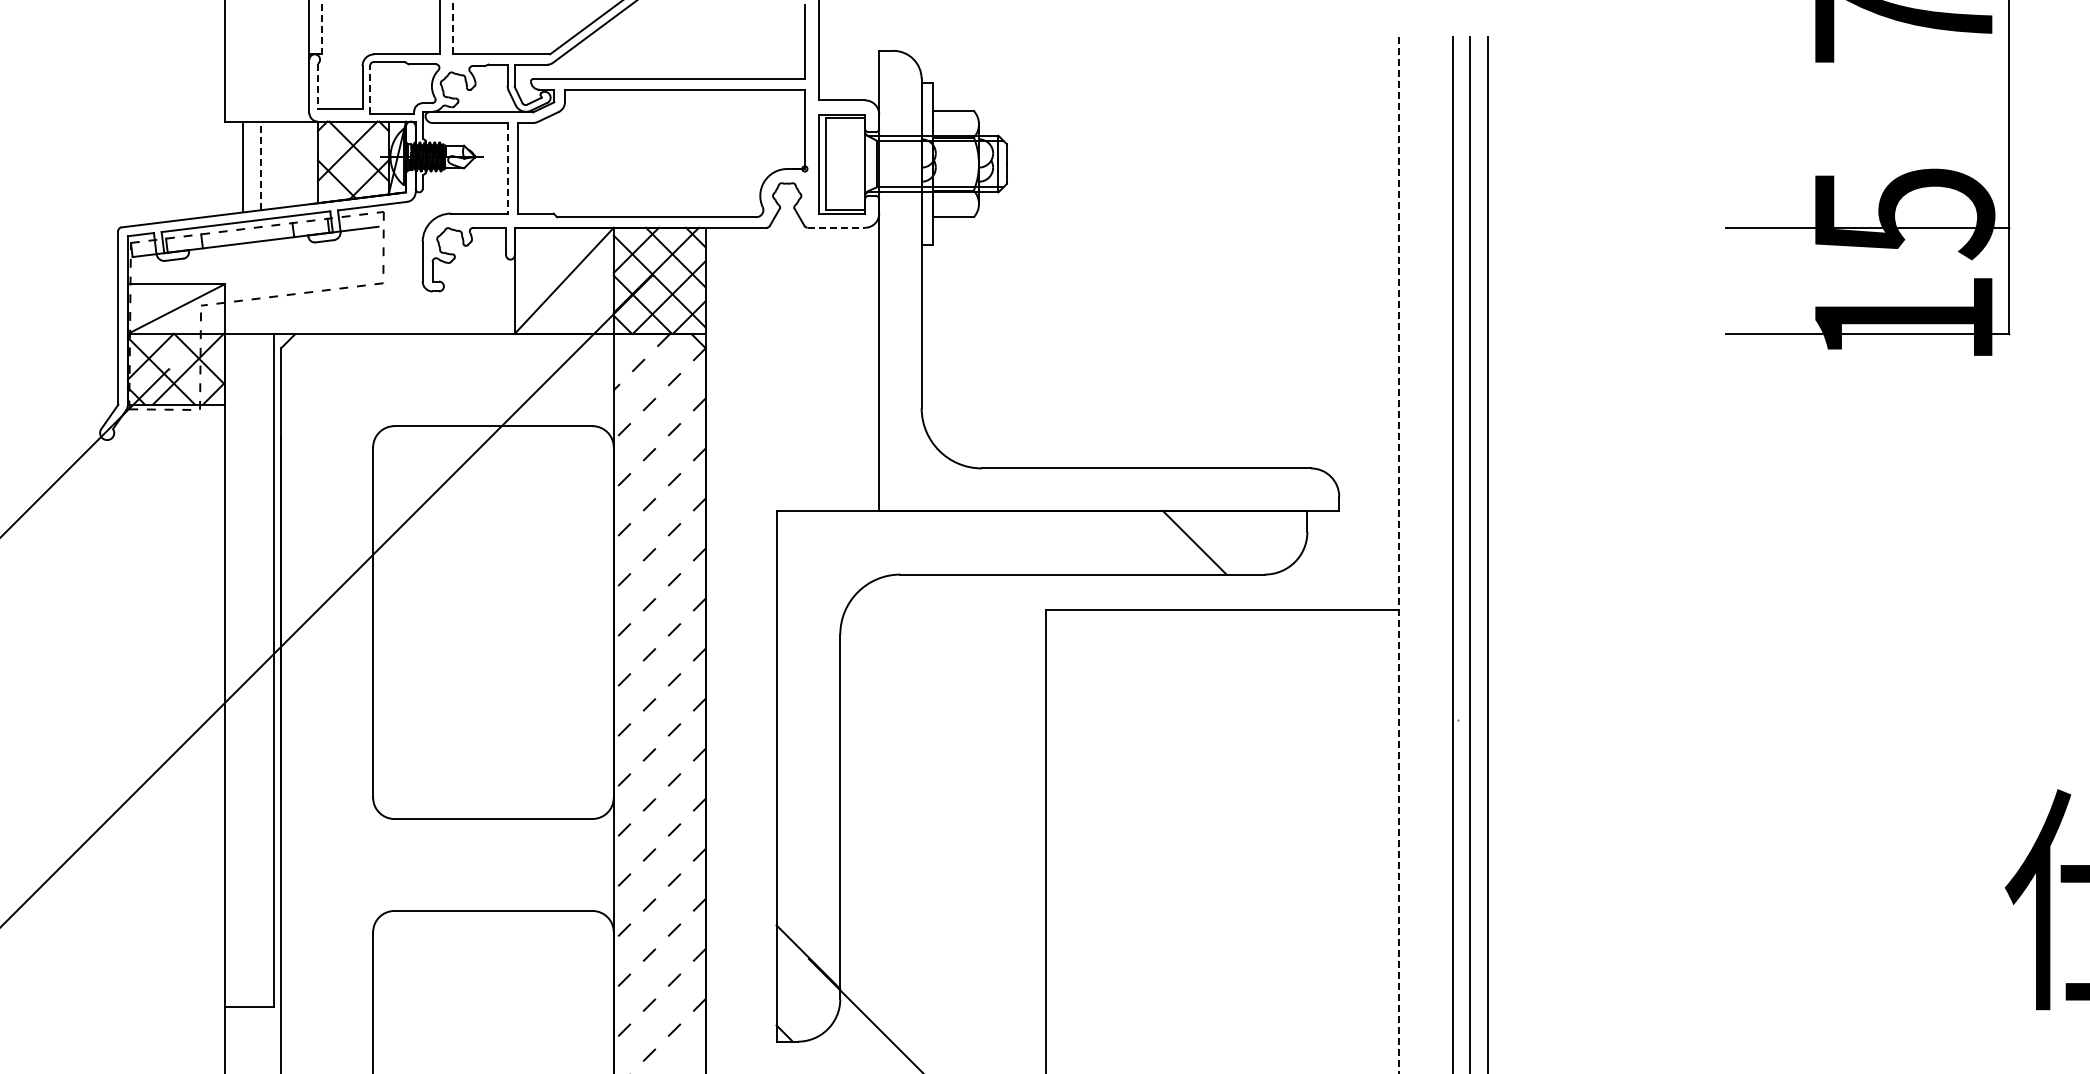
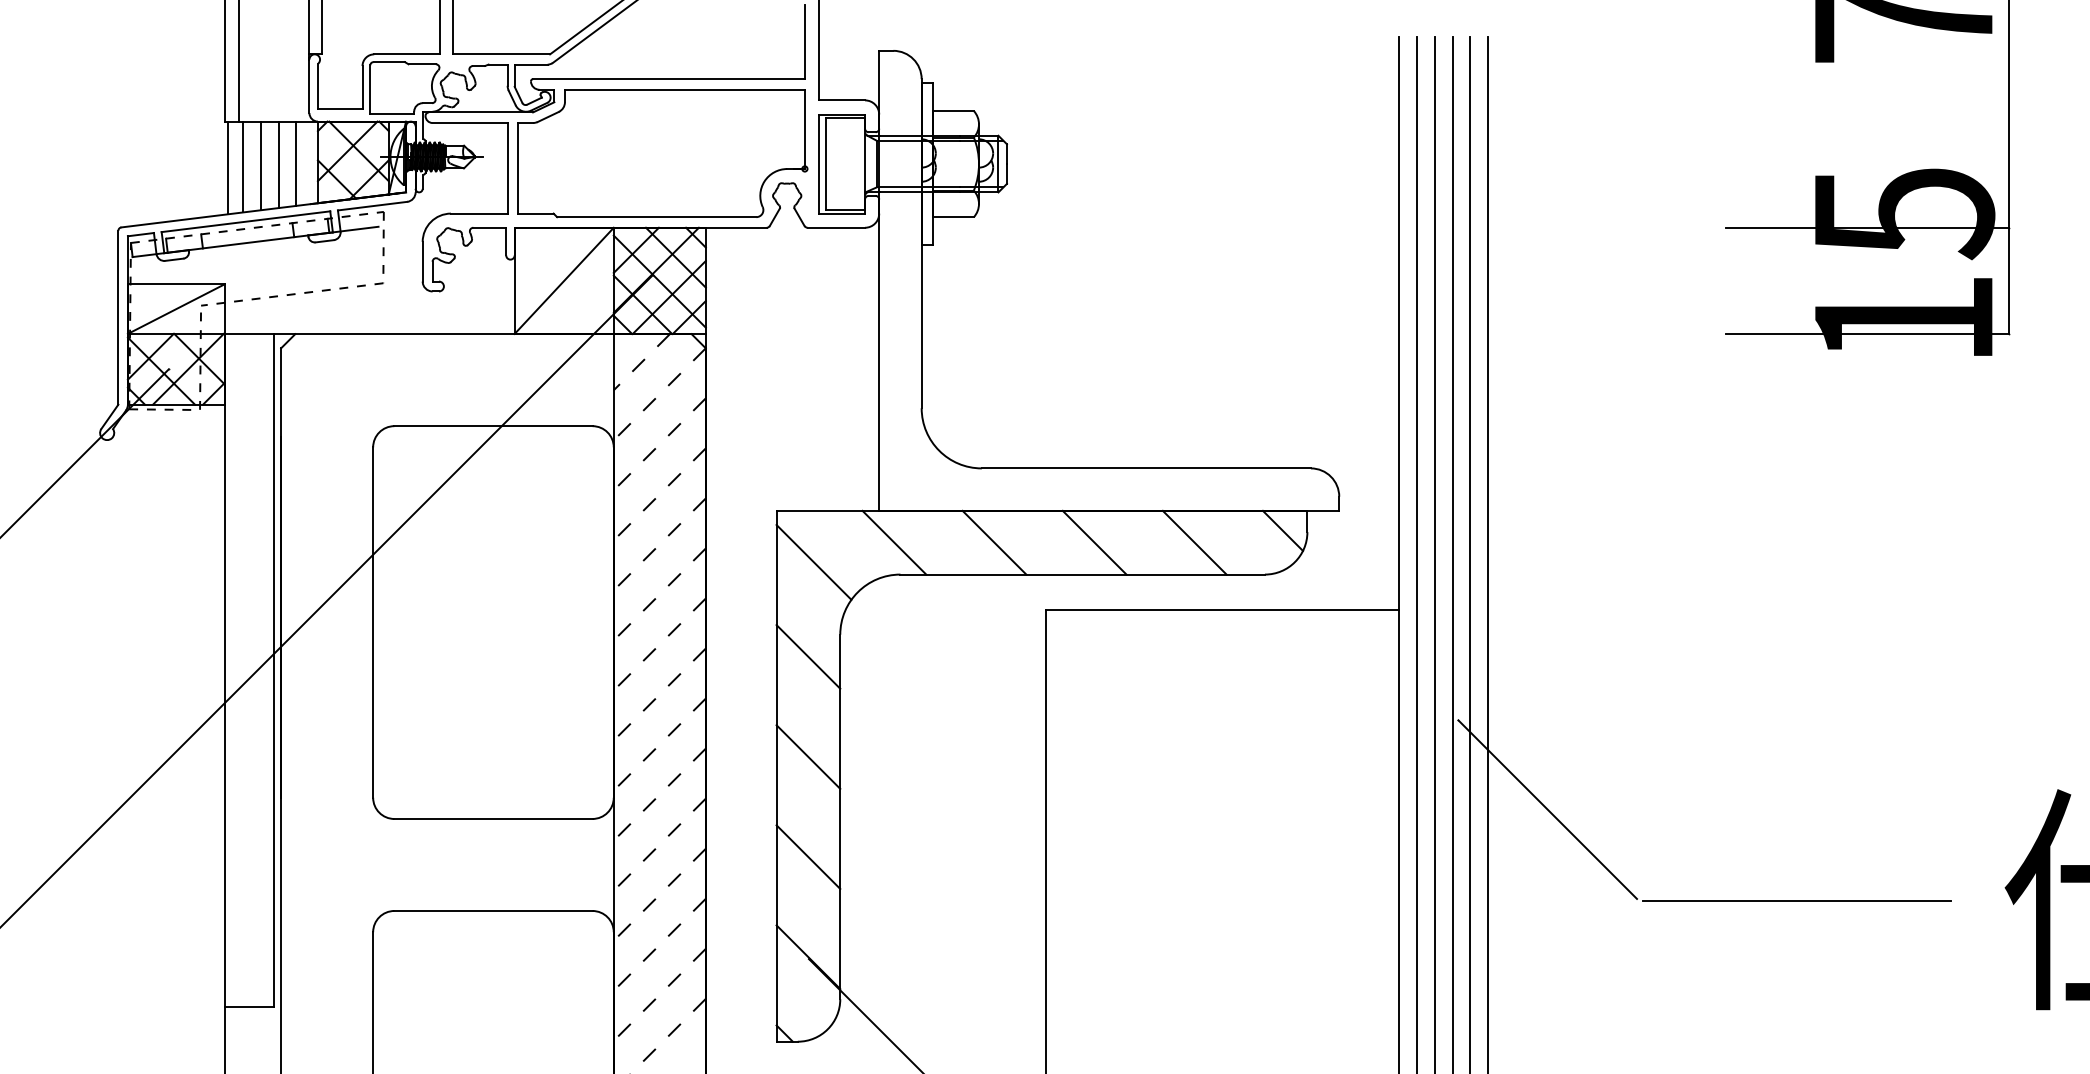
line: dashed -> solid (453, 26)
line: dashed -> solid (322, 27)
line: none -> present (238, 61)
line: dashed -> solid (317, 86)
line: dashed -> solid (370, 89)
line: none -> present (296, 163)
line: none -> present (278, 164)
line: dashed -> solid (260, 165)
line: none -> present (228, 167)
line: dashed -> solid (507, 168)
line: dashed -> solid (836, 227)
line: none -> present (1282, 530)
line: none -> present (894, 542)
line: none -> present (994, 542)
line: none -> present (1094, 542)
line: none -> present (1417, 553)
line: none -> present (1434, 553)
line: dashed -> solid (1399, 555)
line: none -> present (813, 561)
line: none -> present (808, 656)
line: none -> present (808, 756)
line: none -> present (1547, 809)
line: none -> present (808, 856)
line: none -> present (1796, 900)
